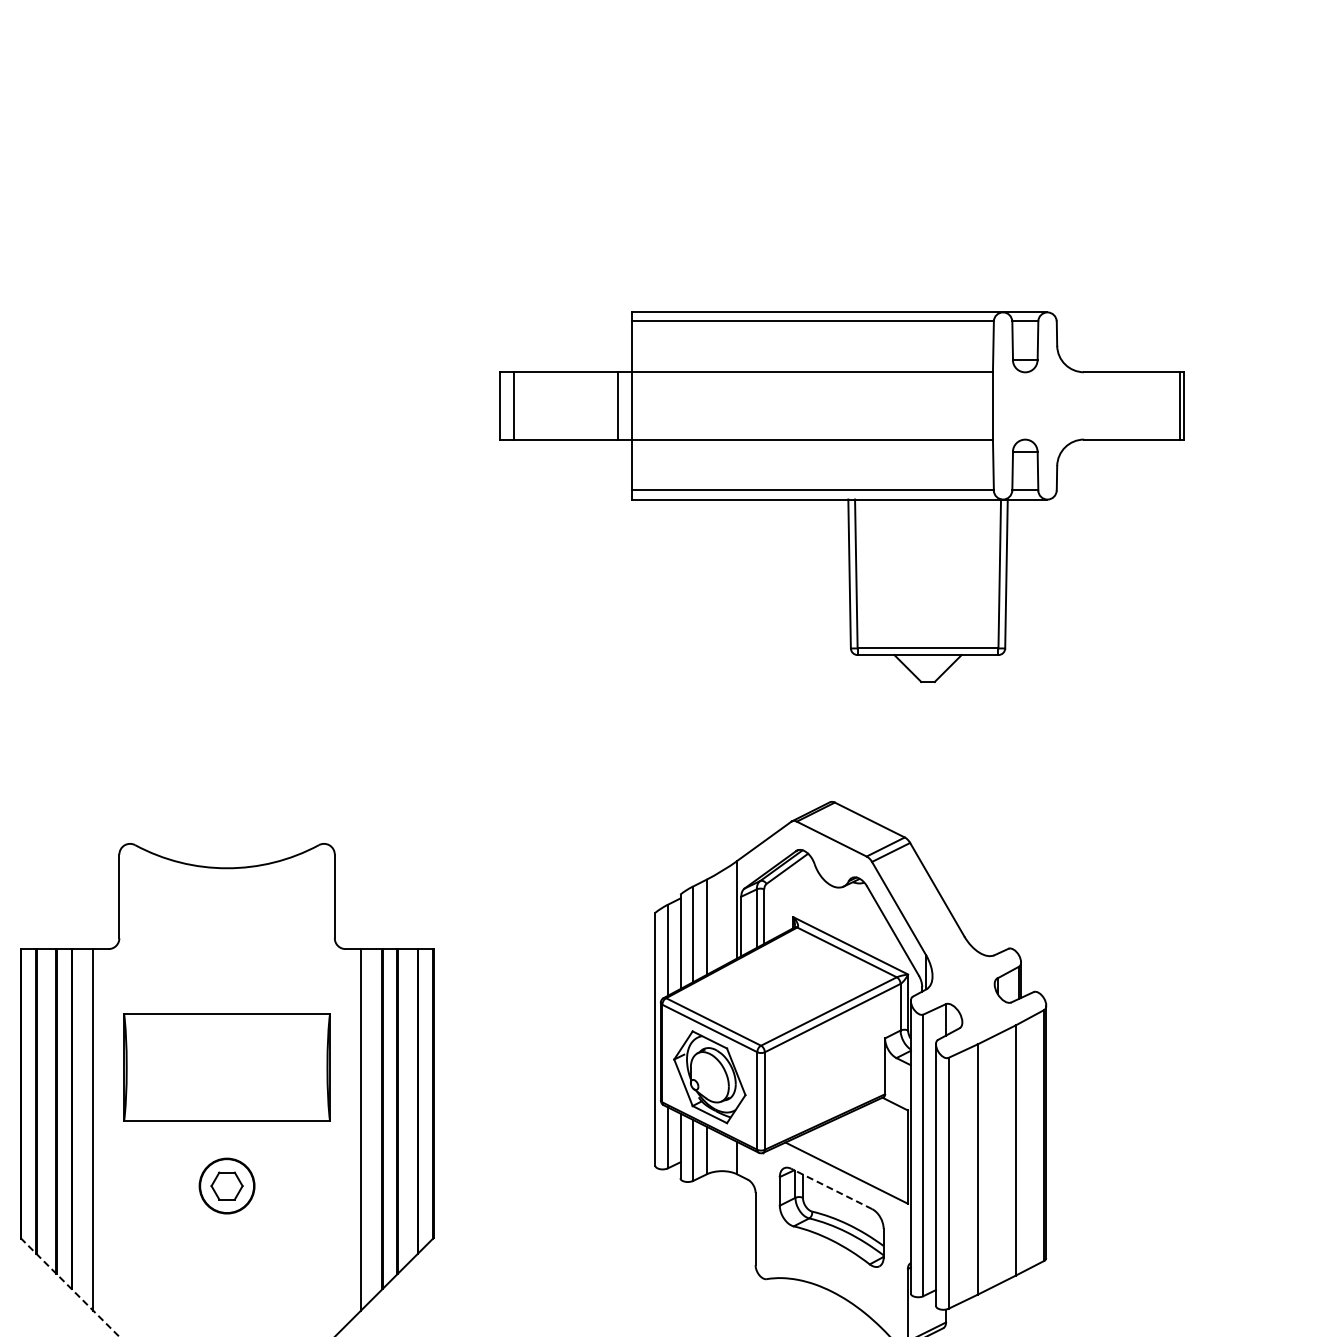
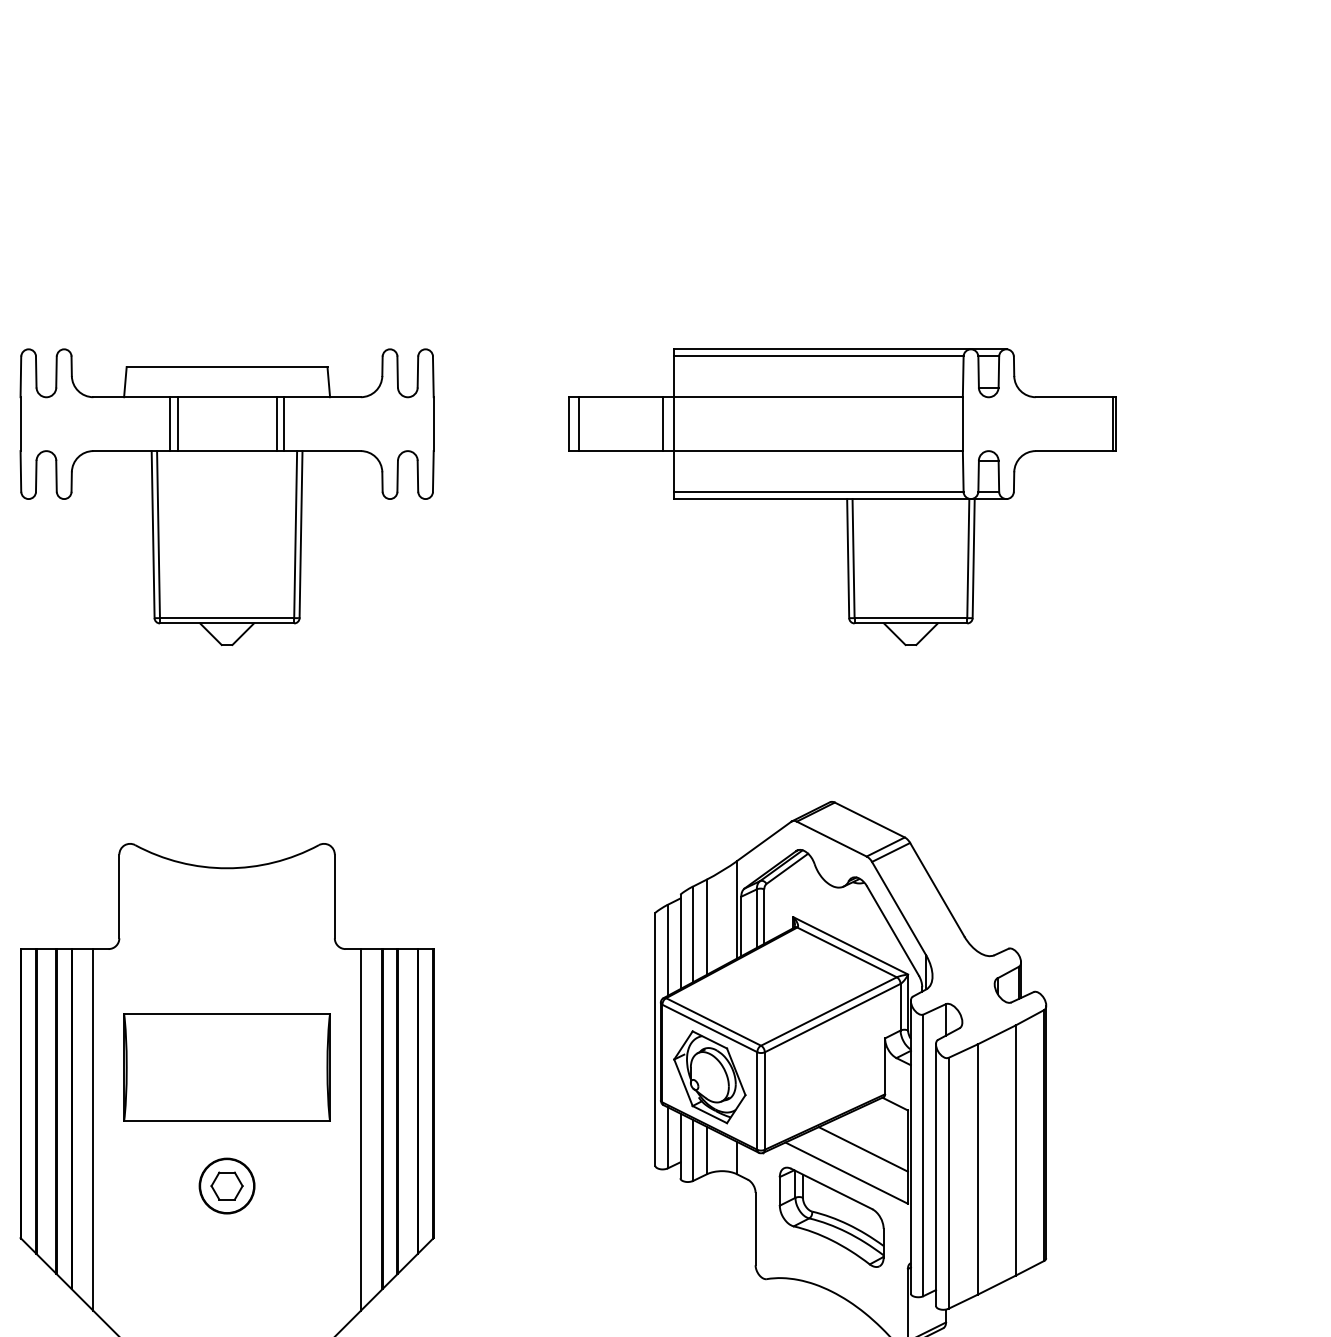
part: none -> present (226, 496)
part size: 686x372 px -> 549x298 px (842, 496)
line: none -> present (862, 1149)
line: dashed -> solid (831, 1188)
line: dashed -> solid (69, 1287)
